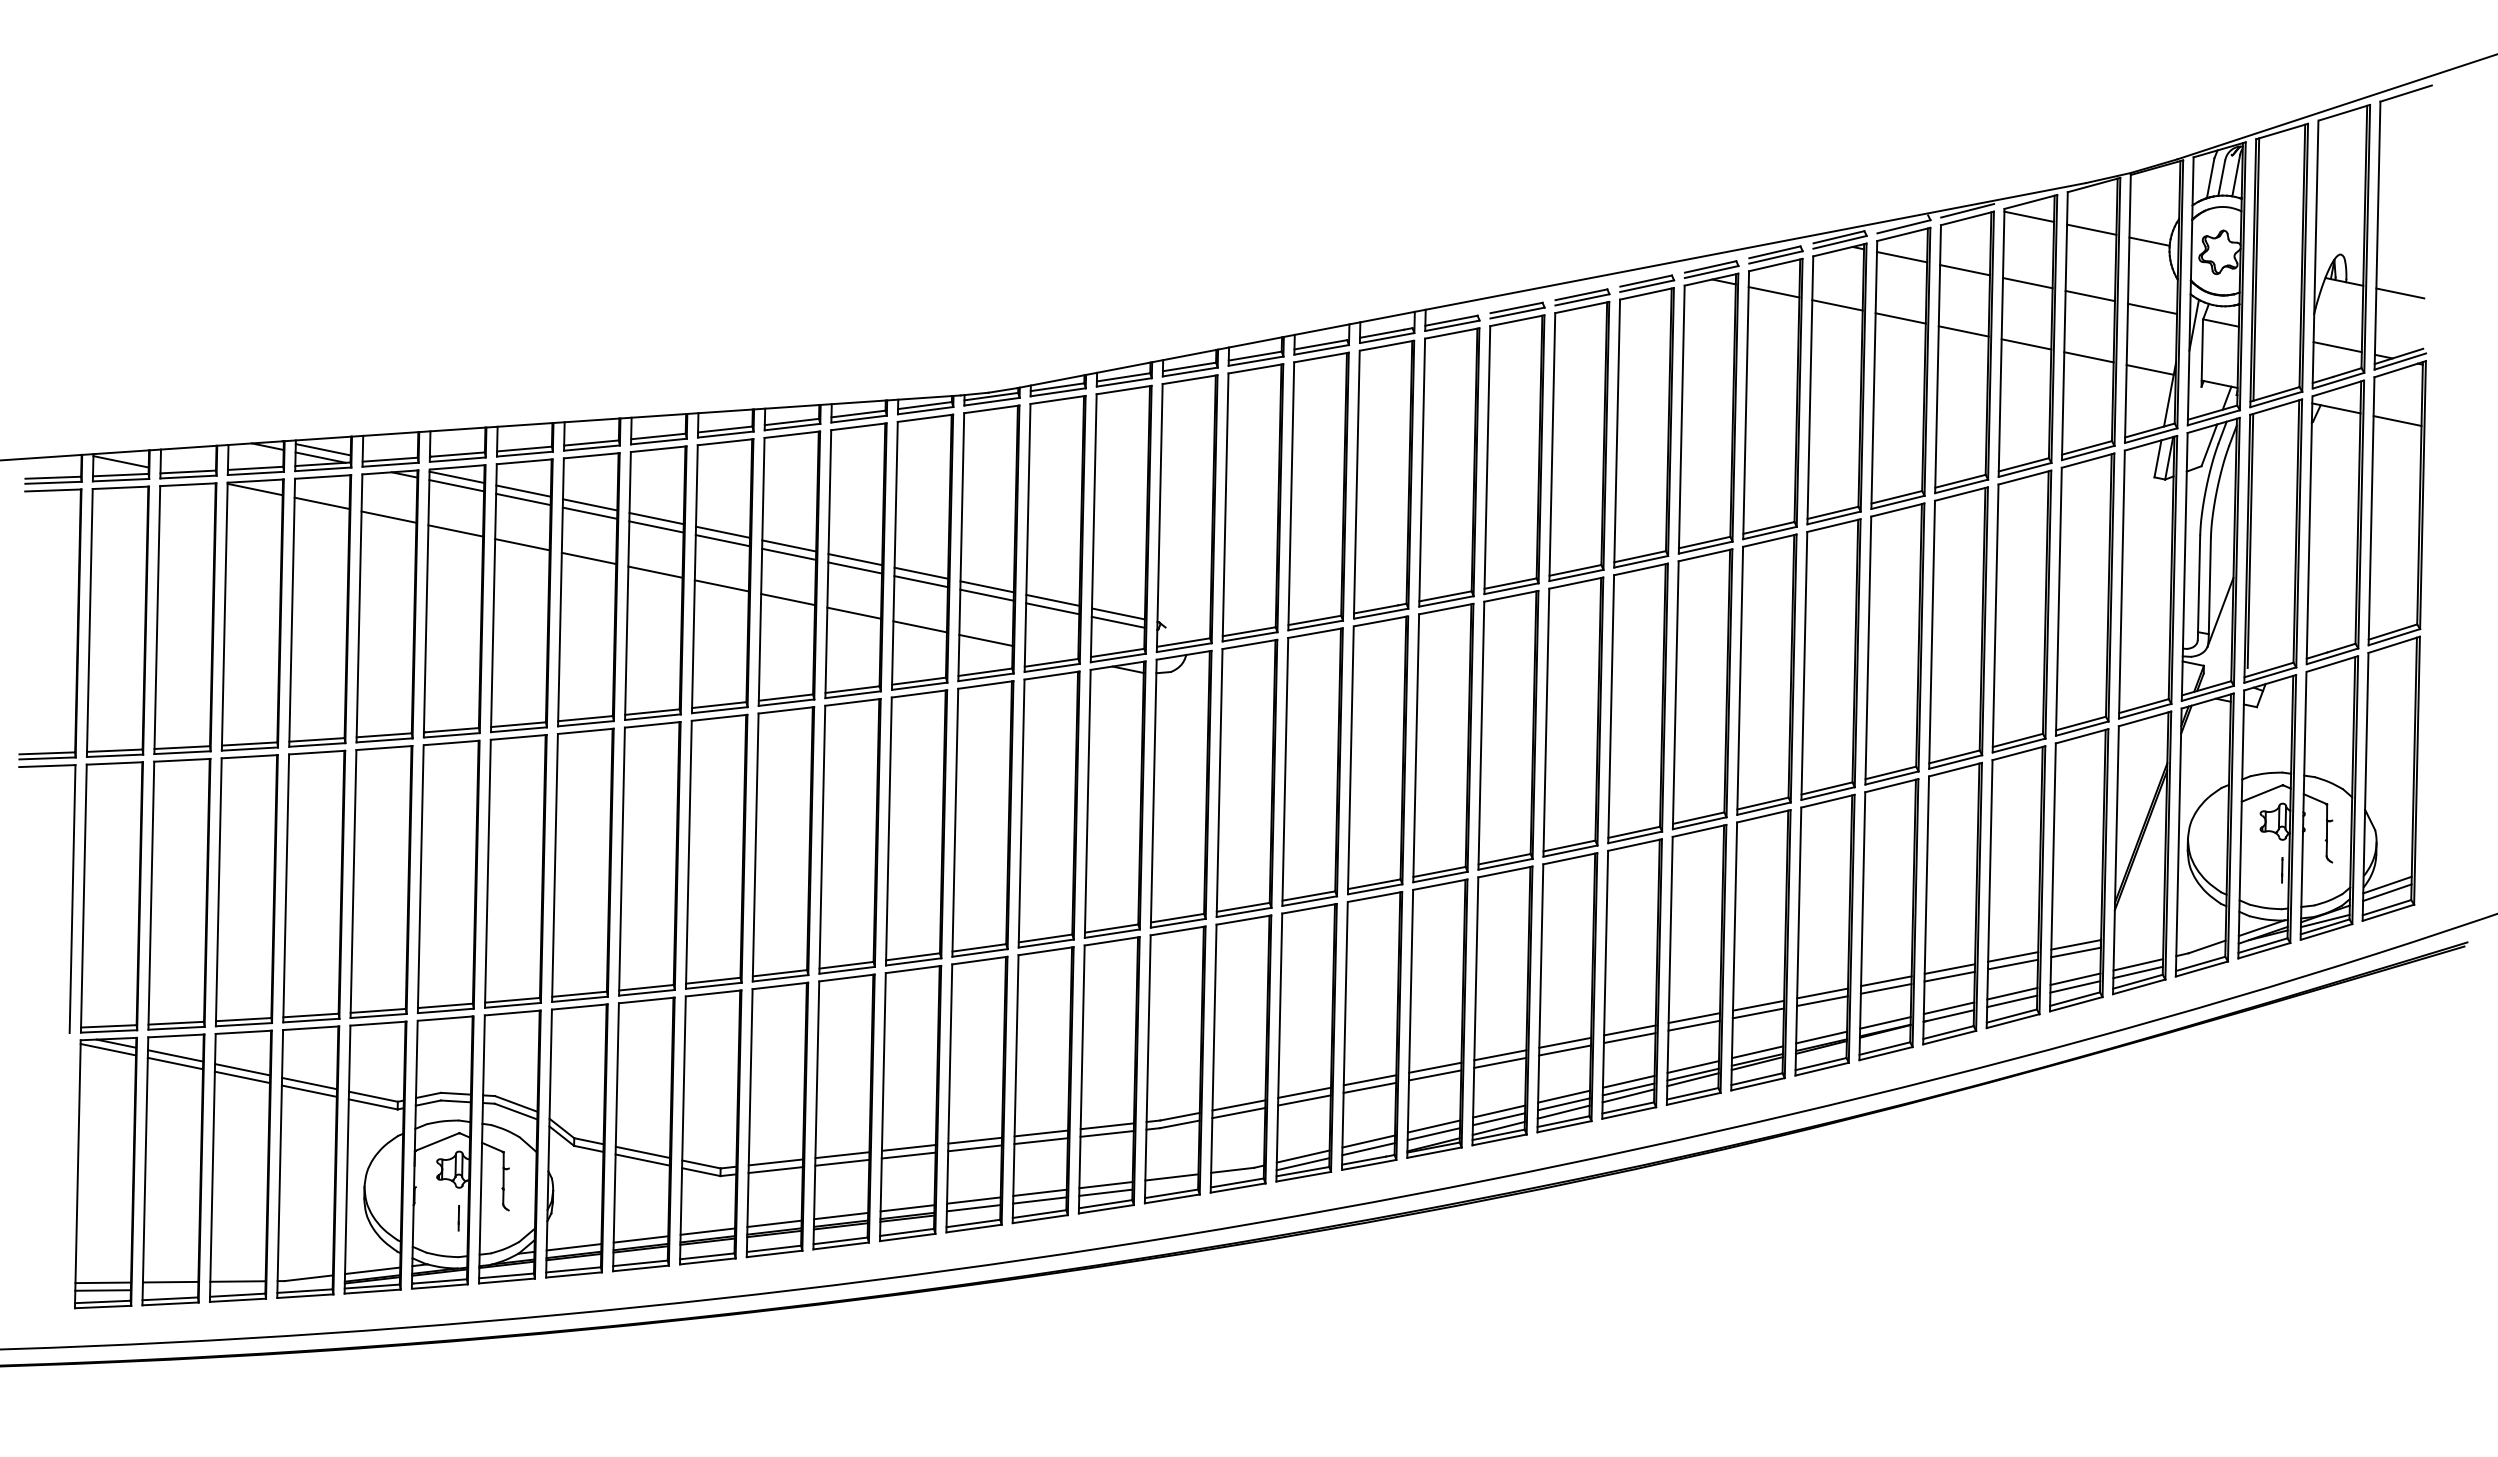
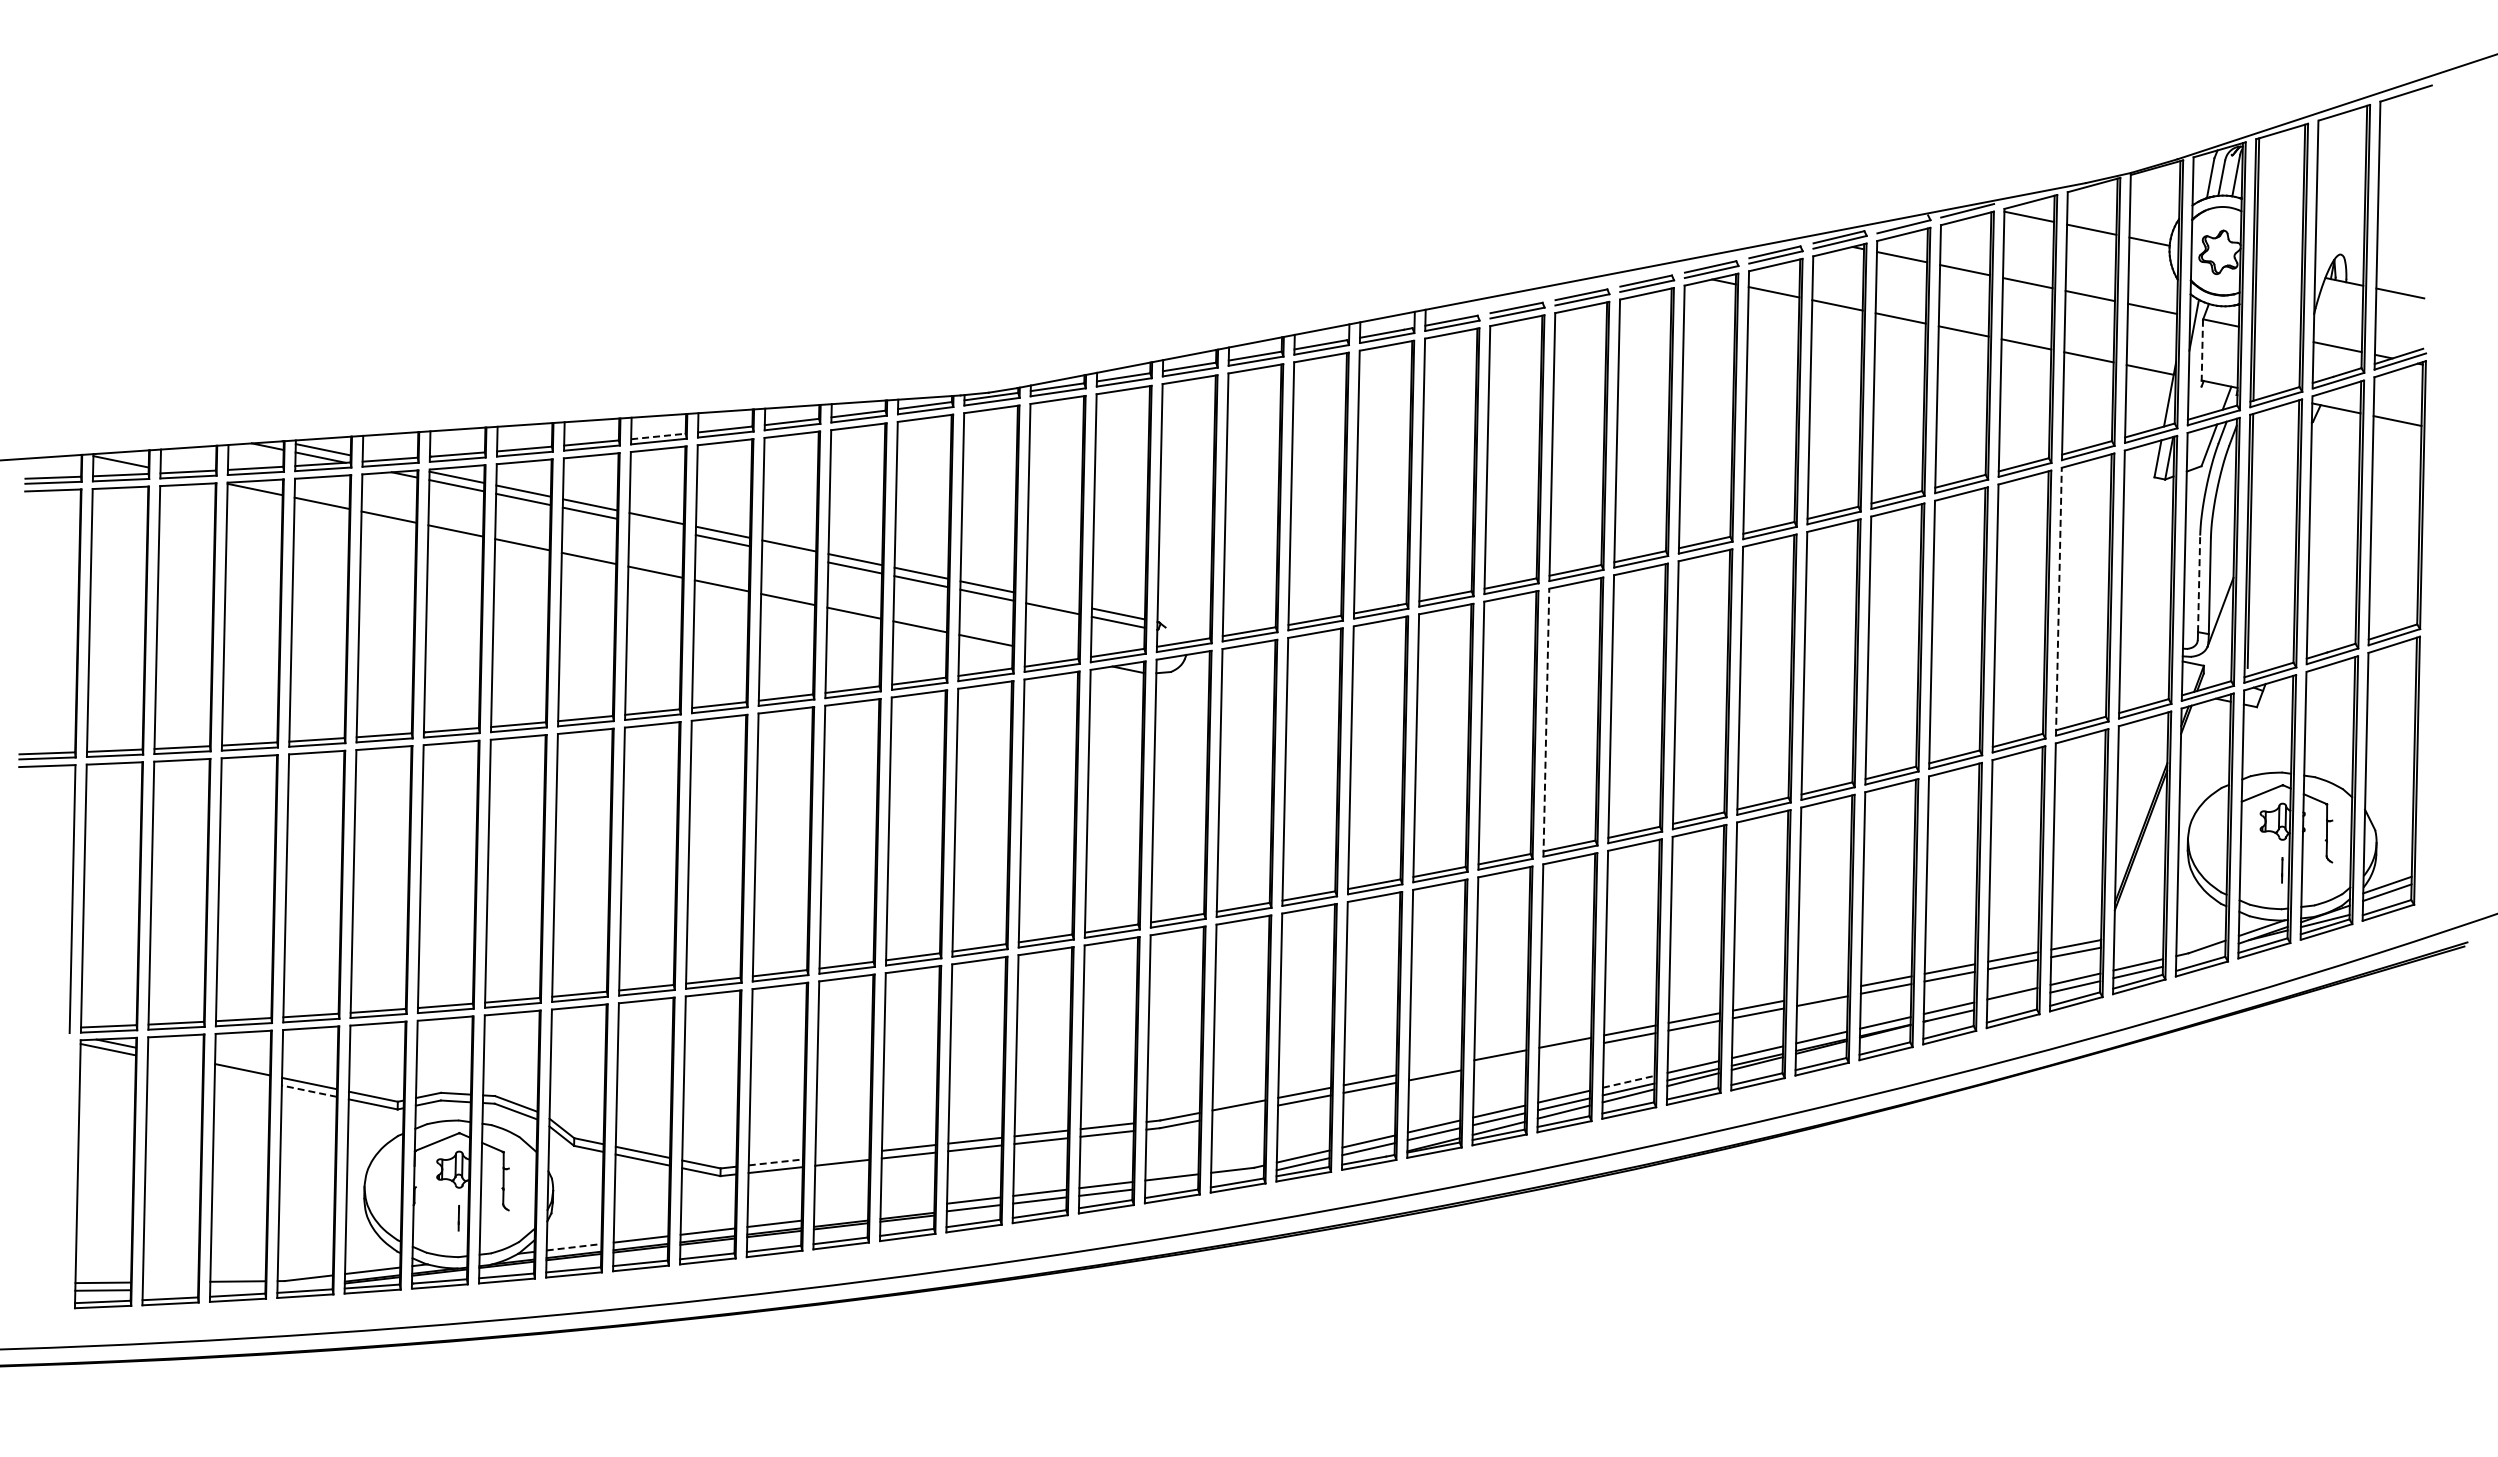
line: solid -> dashed (2202, 353)
line: solid -> dashed (658, 436)
line: present -> none (656, 526)
line: present -> none (789, 553)
line: solid -> dashed (2199, 583)
line: present -> none (1052, 599)
line: solid -> dashed (2058, 601)
line: solid -> dashed (1546, 722)
line: present -> none (1822, 993)
line: present -> none (2012, 1001)
line: present -> none (1565, 1050)
line: present -> none (175, 1055)
line: present -> none (1500, 1062)
line: present -> none (175, 1063)
line: present -> none (1435, 1067)
line: present -> none (241, 1077)
line: solid -> dashed (1629, 1081)
line: solid -> dashed (308, 1091)
line: present -> none (1238, 1112)
line: present -> none (842, 1155)
line: solid -> dashed (776, 1162)
line: present -> none (907, 1208)
line: present -> none (841, 1215)
line: solid -> dashed (574, 1247)
line: present -> none (170, 1281)
